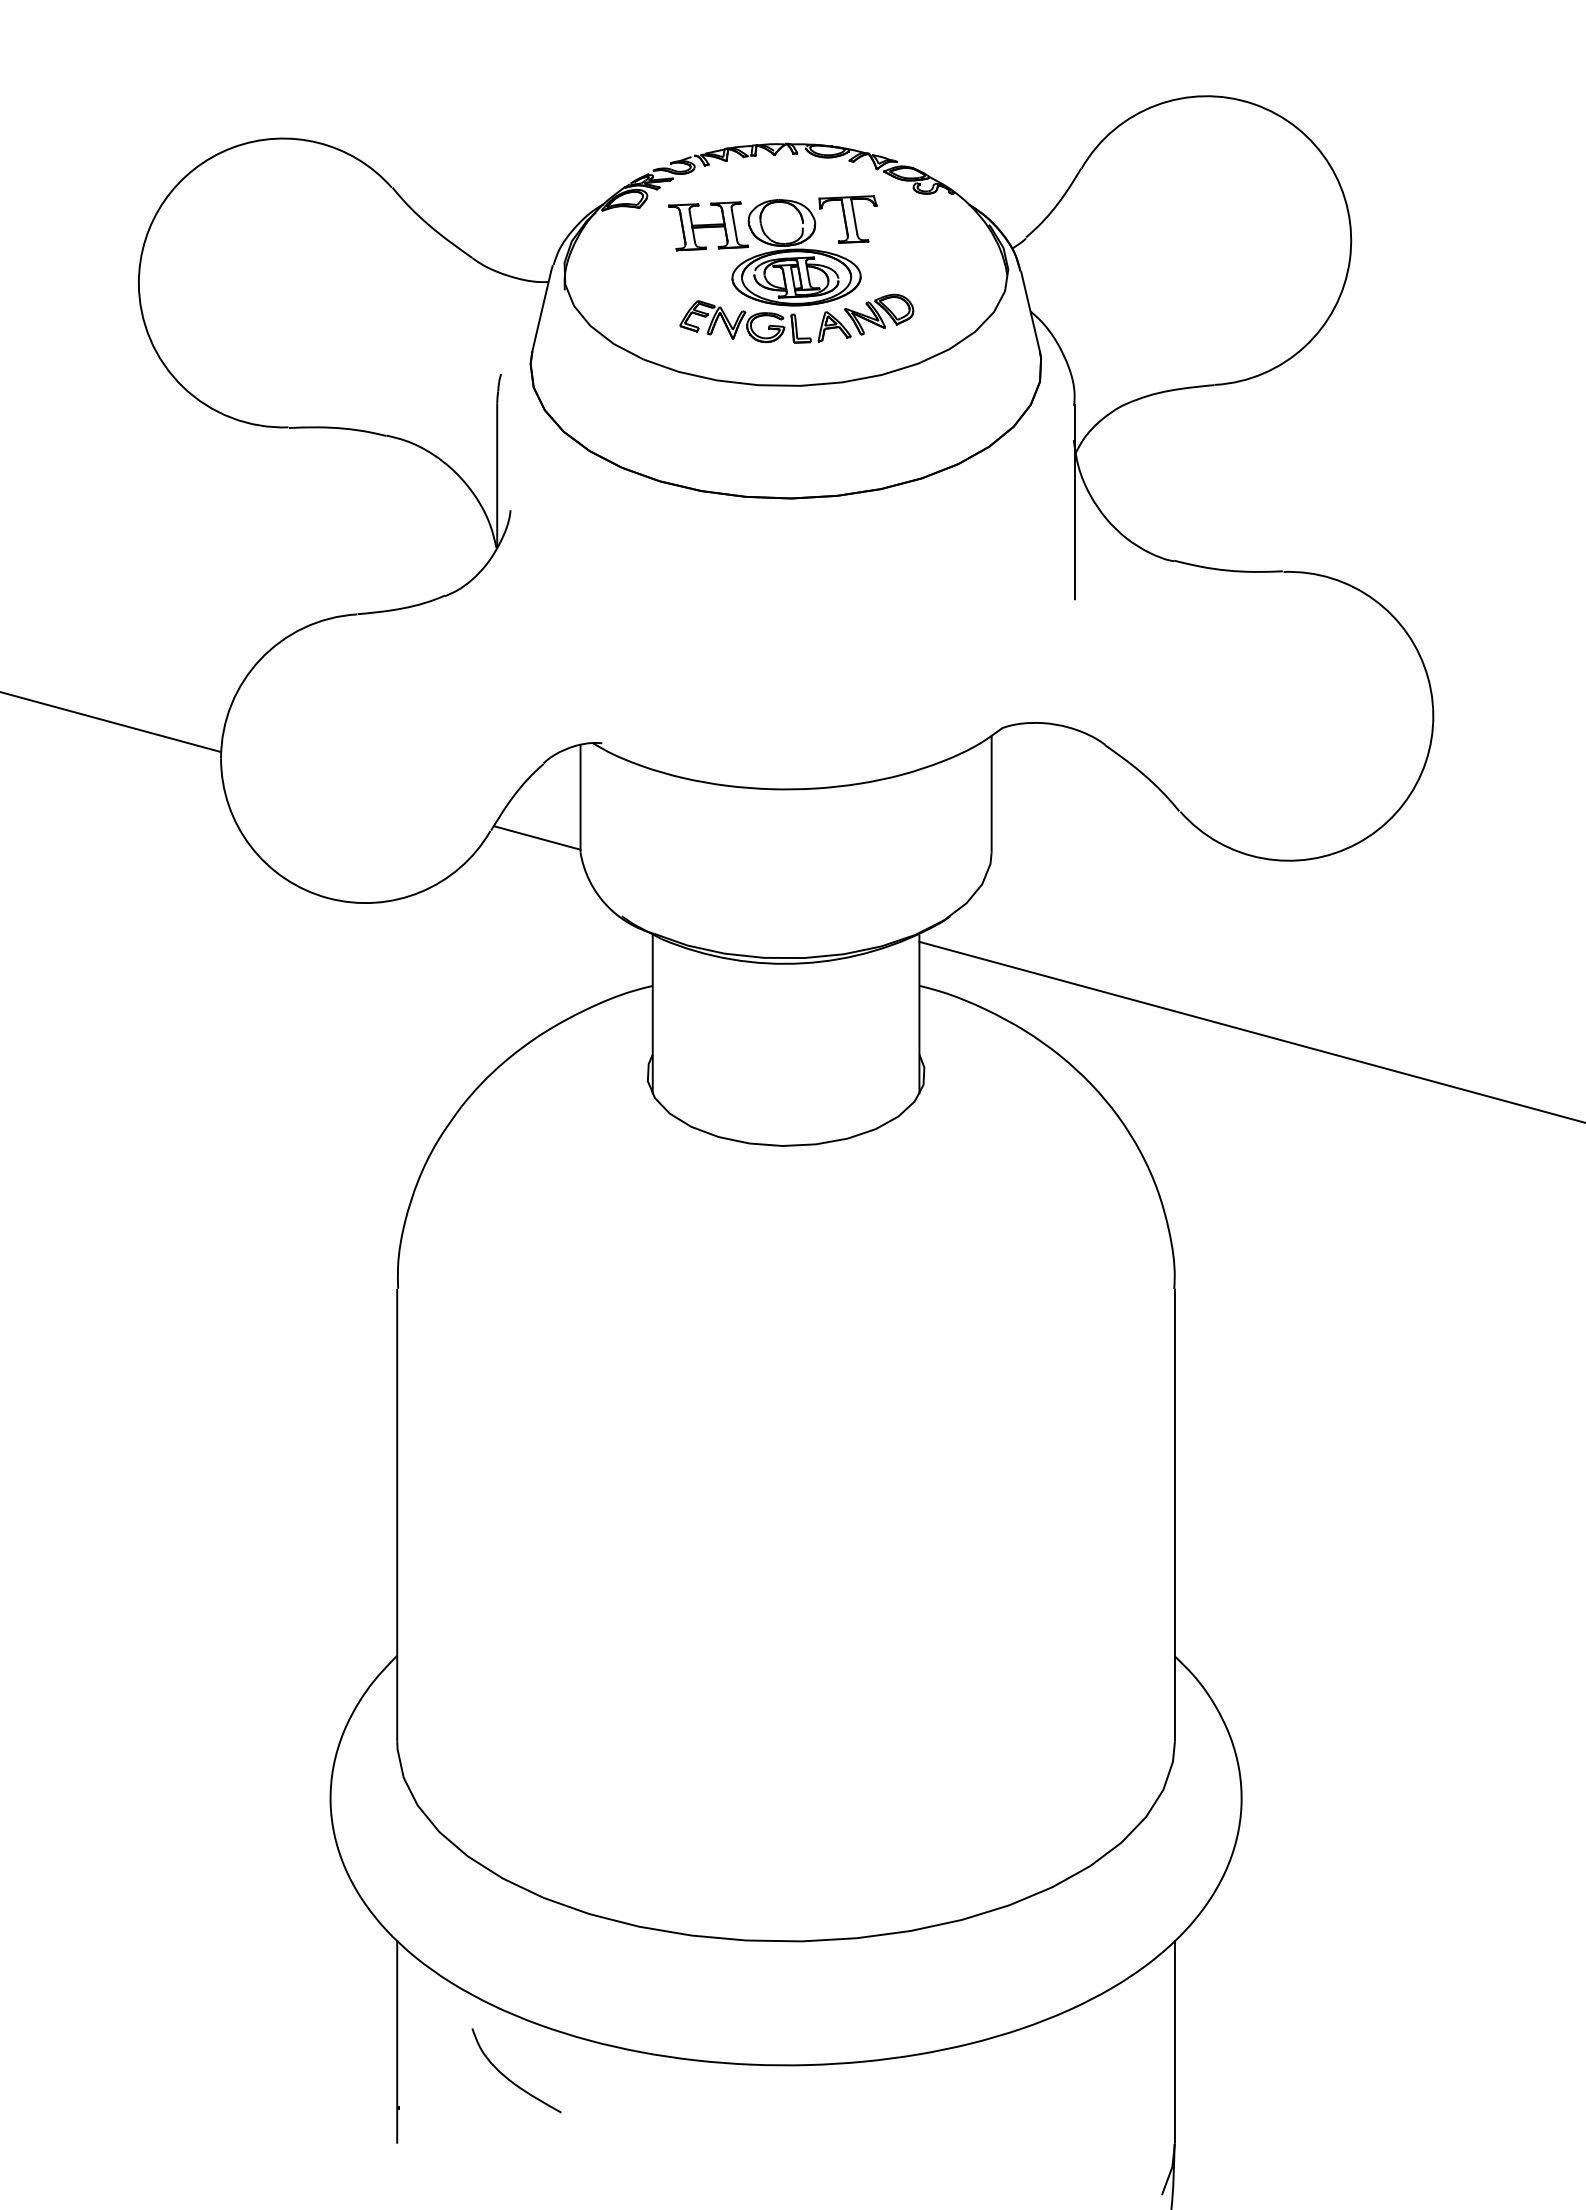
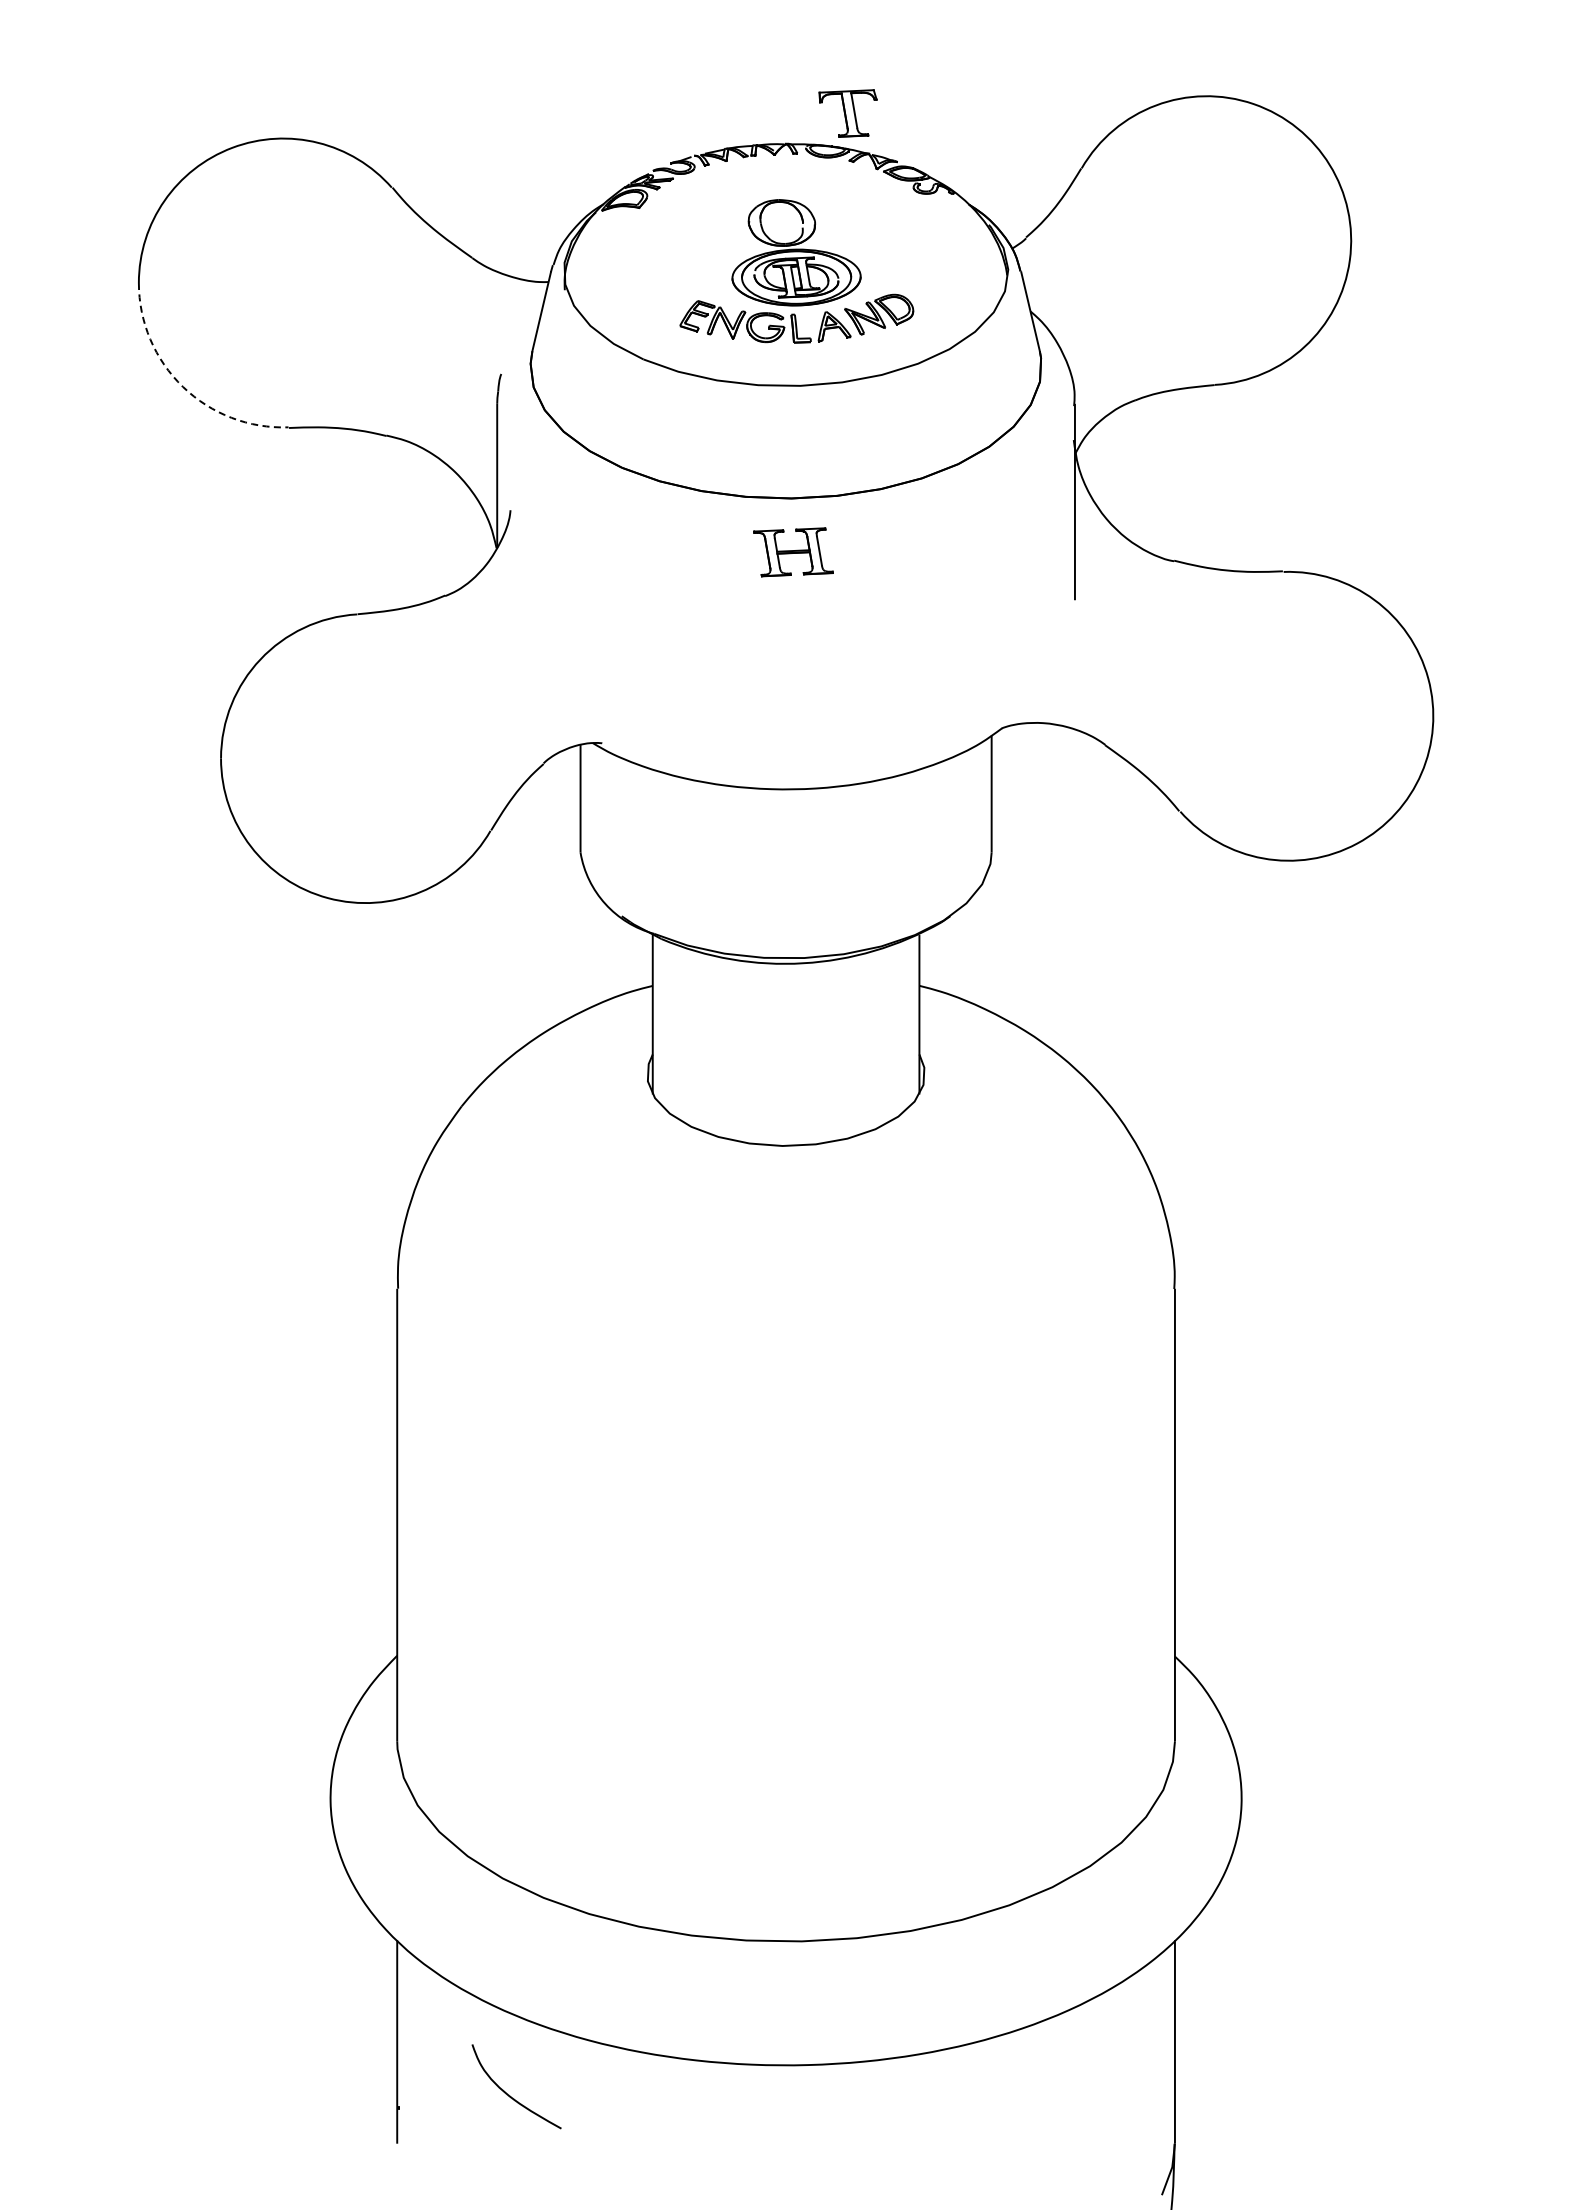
part position: (847, 219) -> (847, 113) (847, 113)
part position: (708, 226) -> (793, 552) (793, 552)
arc: solid -> dashed (183, 386)
line: present -> none (111, 722)
line: present -> none (536, 837)
line: present -> none (1250, 1031)
curve position: (510, 2079) -> (510, 2095) (510, 2095)
